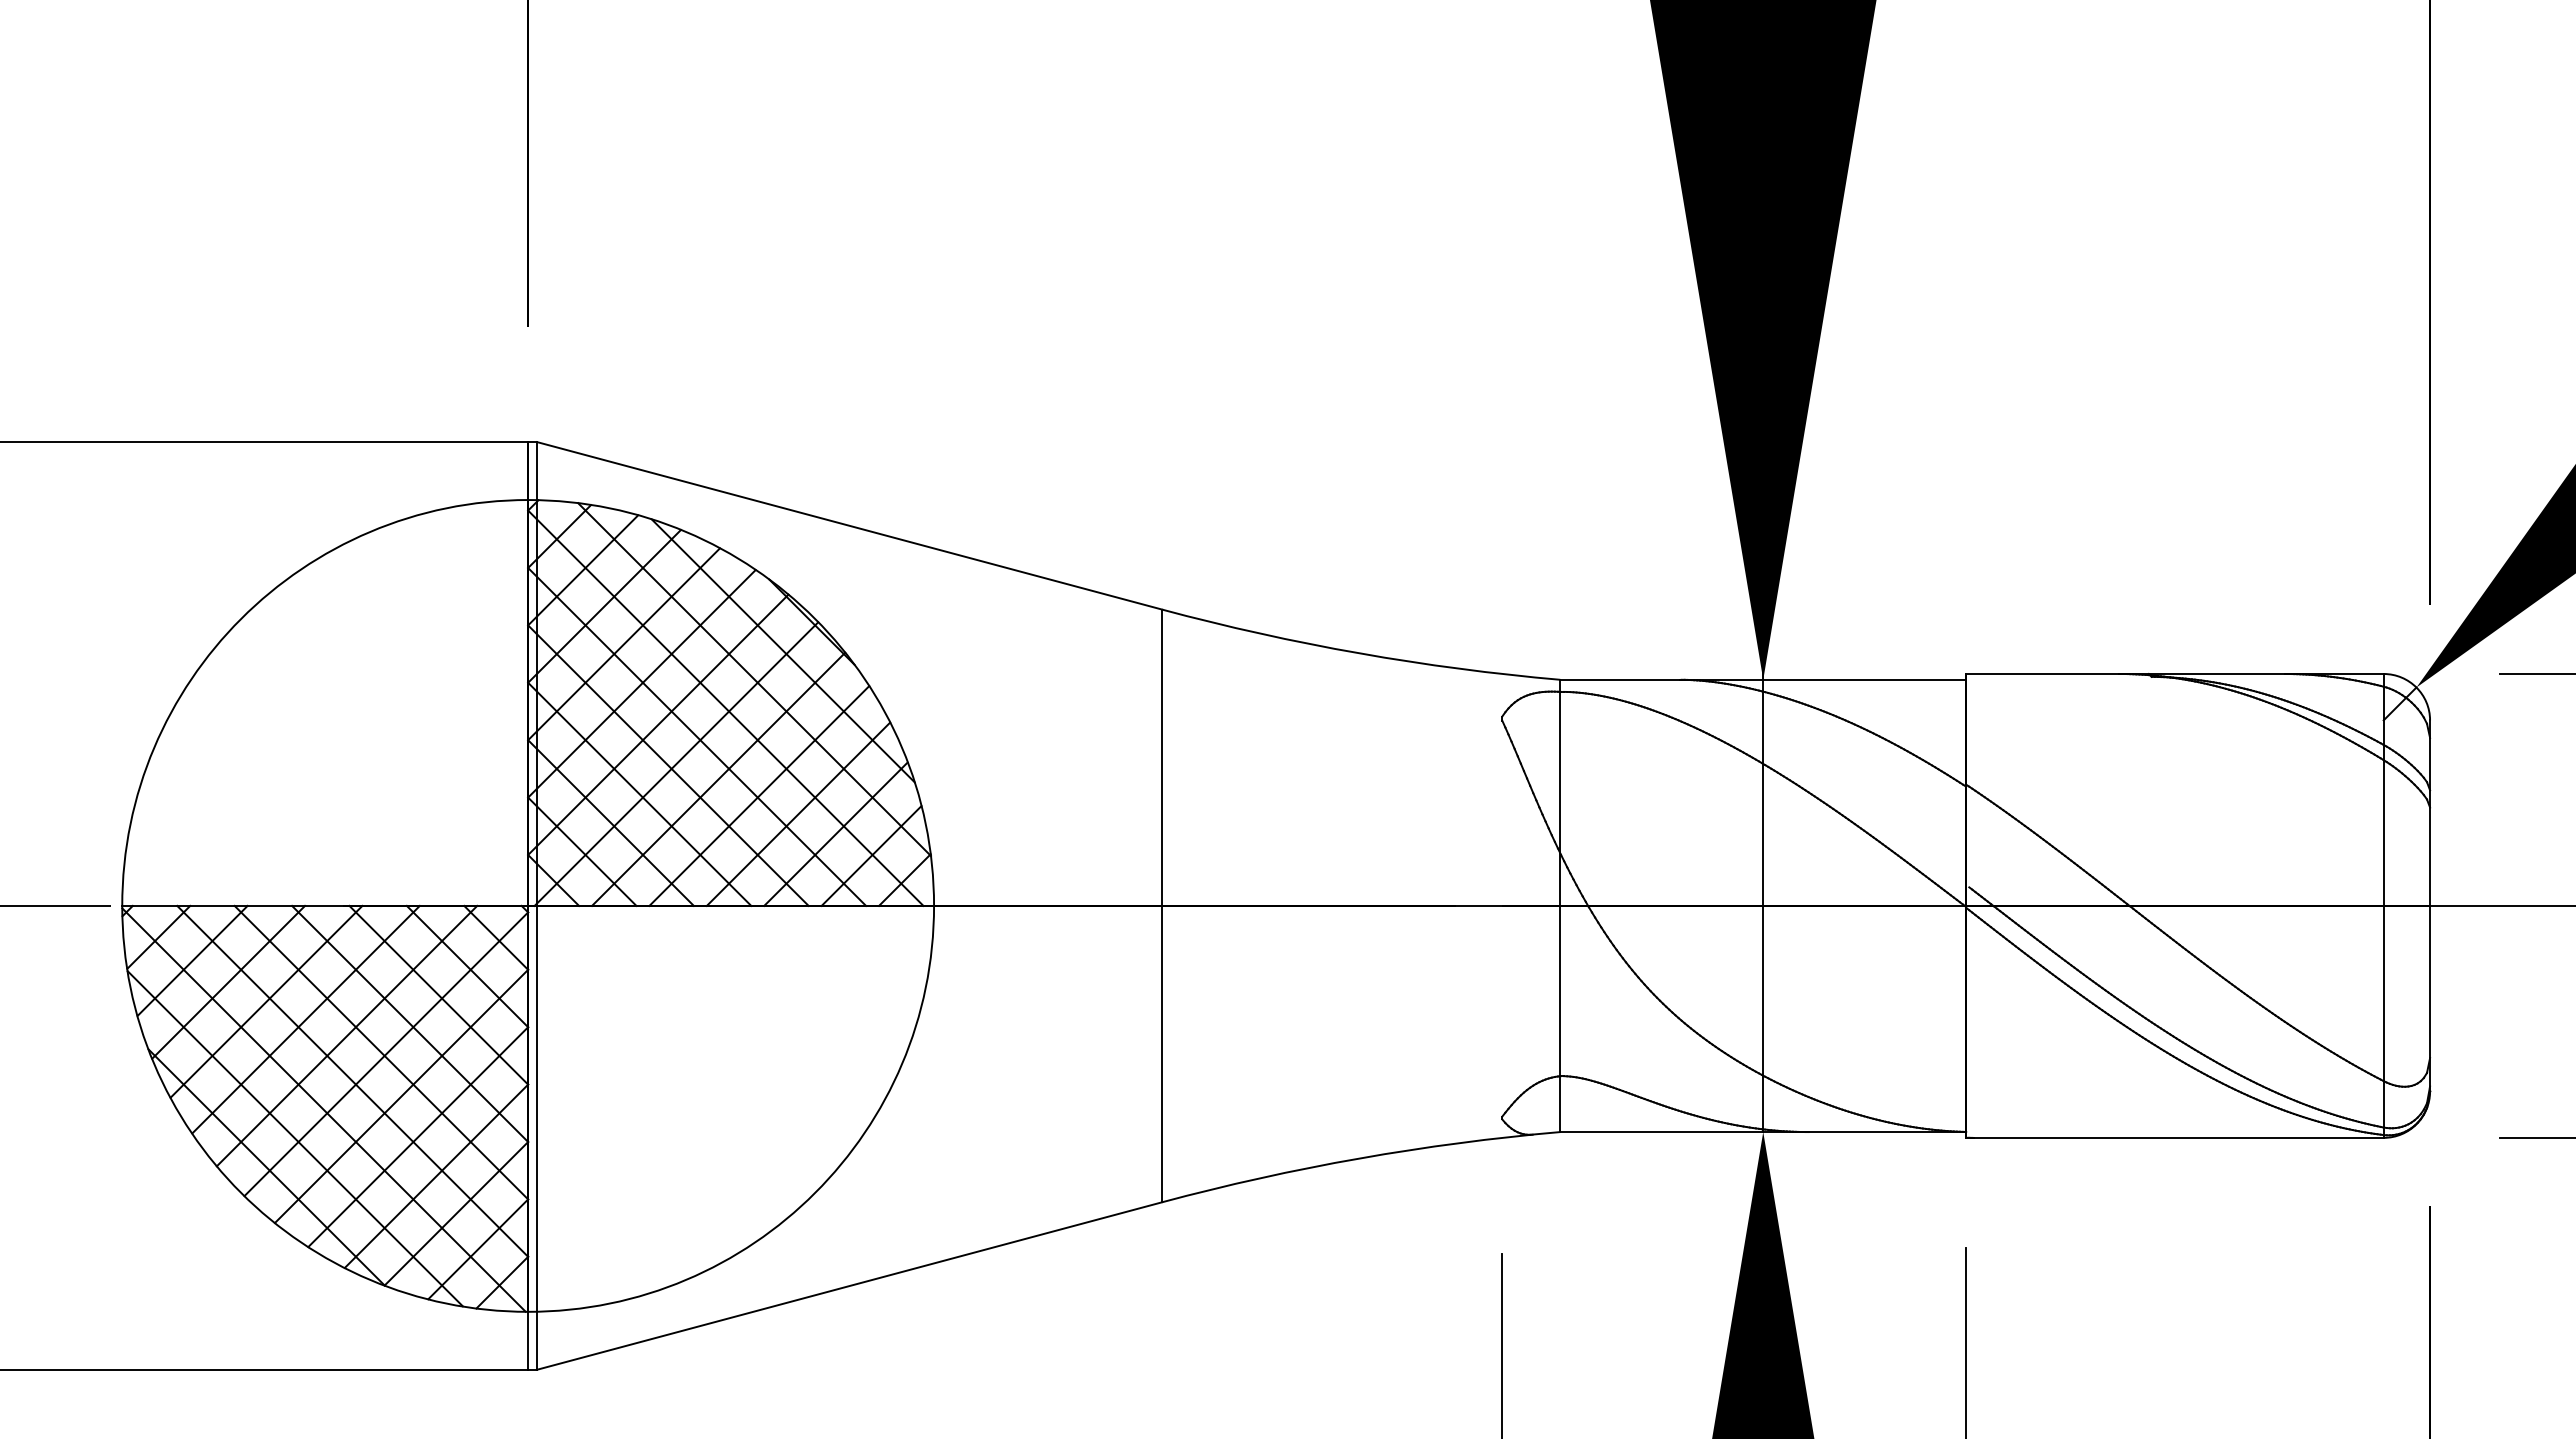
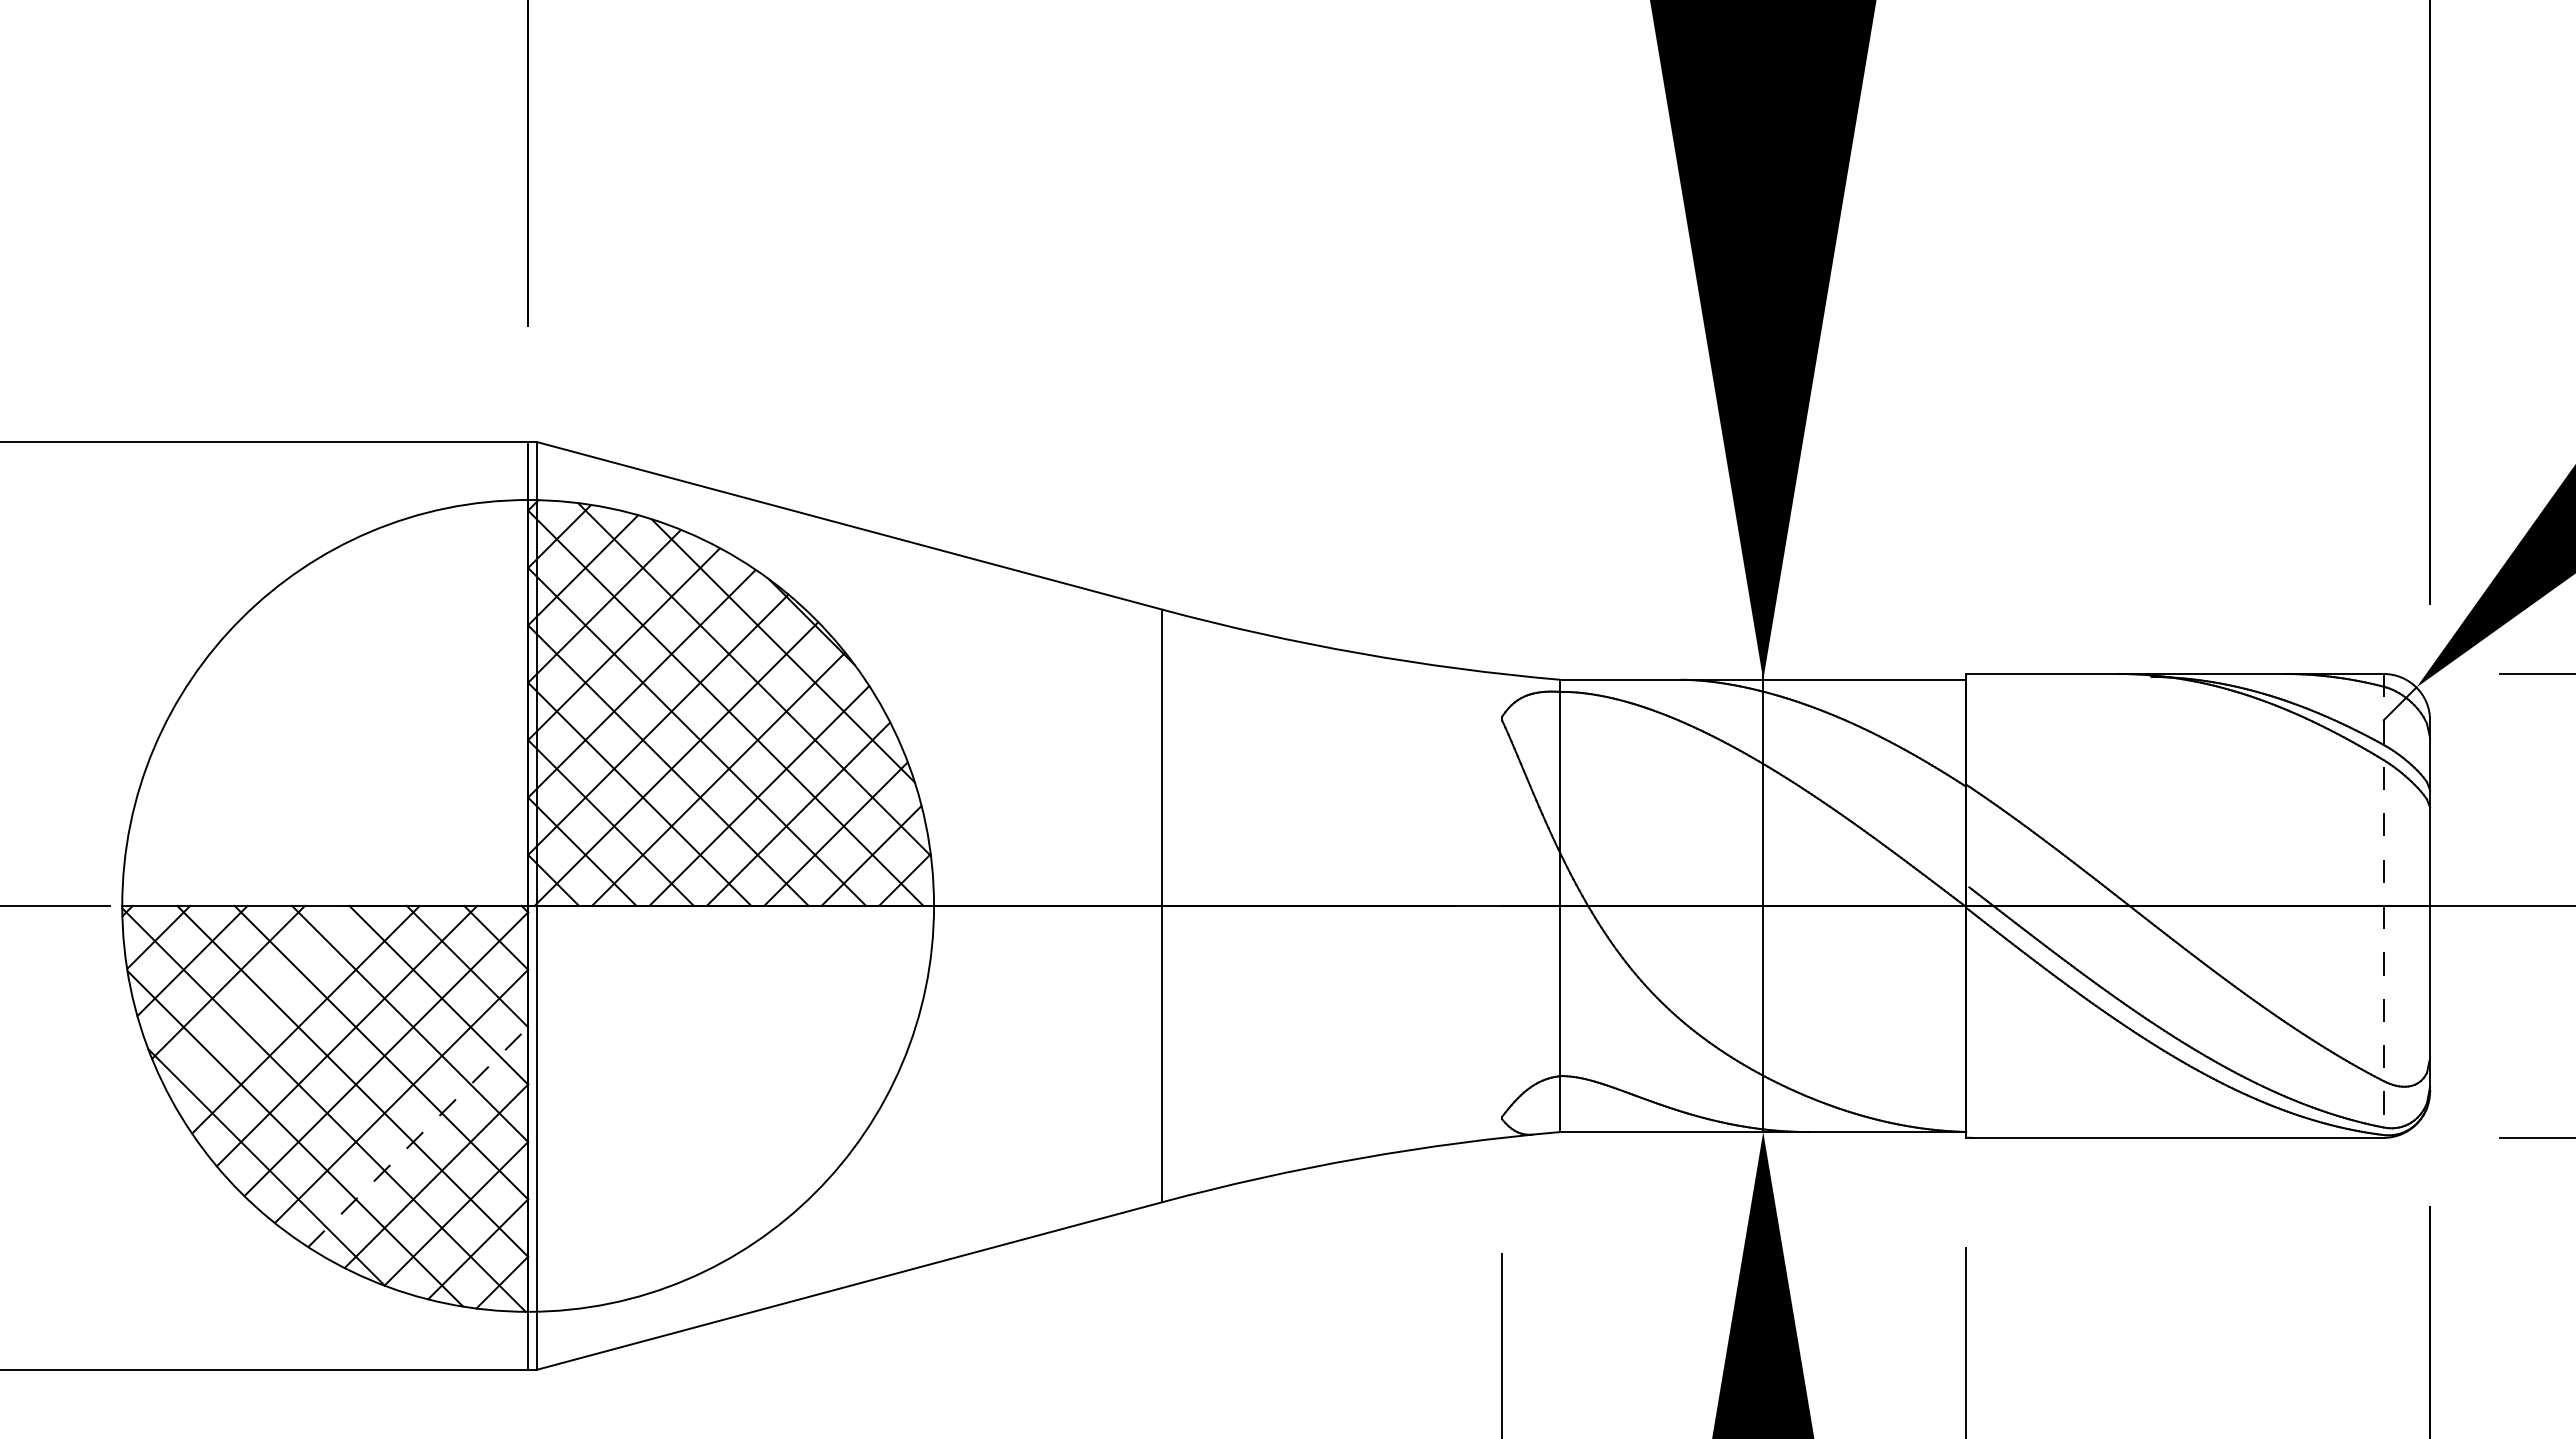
line: solid -> dashed (2383, 905)
line: present -> none (266, 1001)
line: solid -> dashed (418, 1136)
